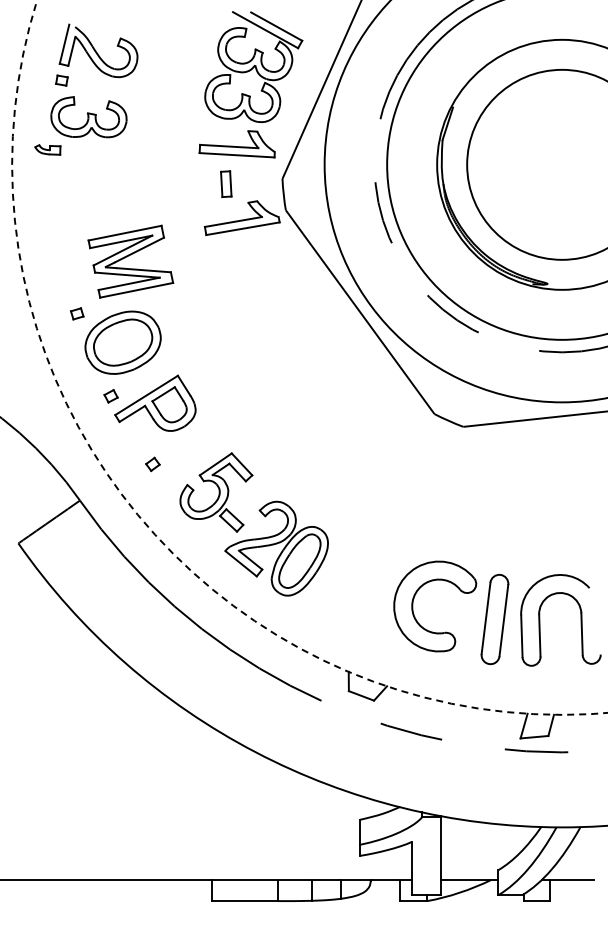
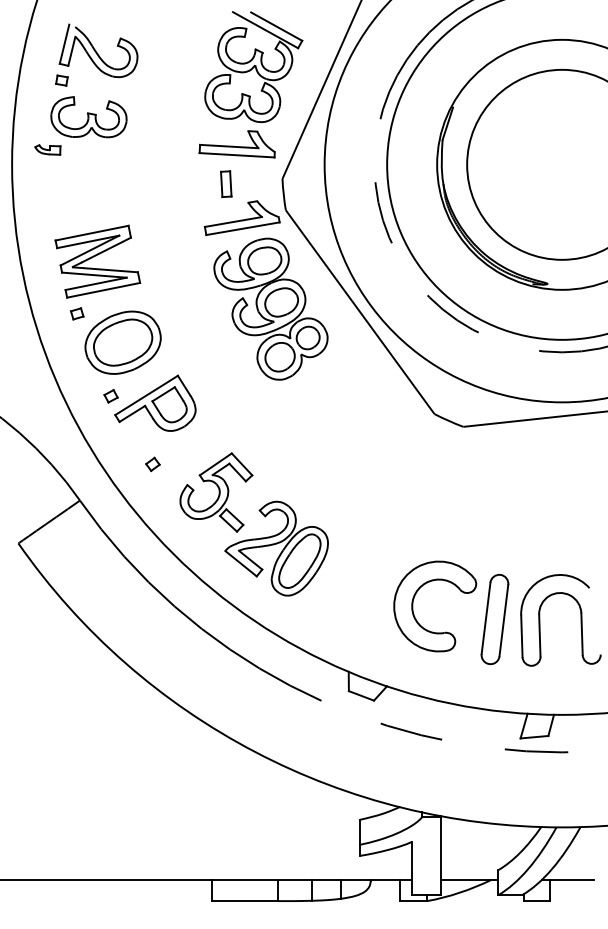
part position: (130, 261) -> (97, 261) (97, 261)
part: none -> present (270, 308)
circle: dashed -> solid (309, 357)
